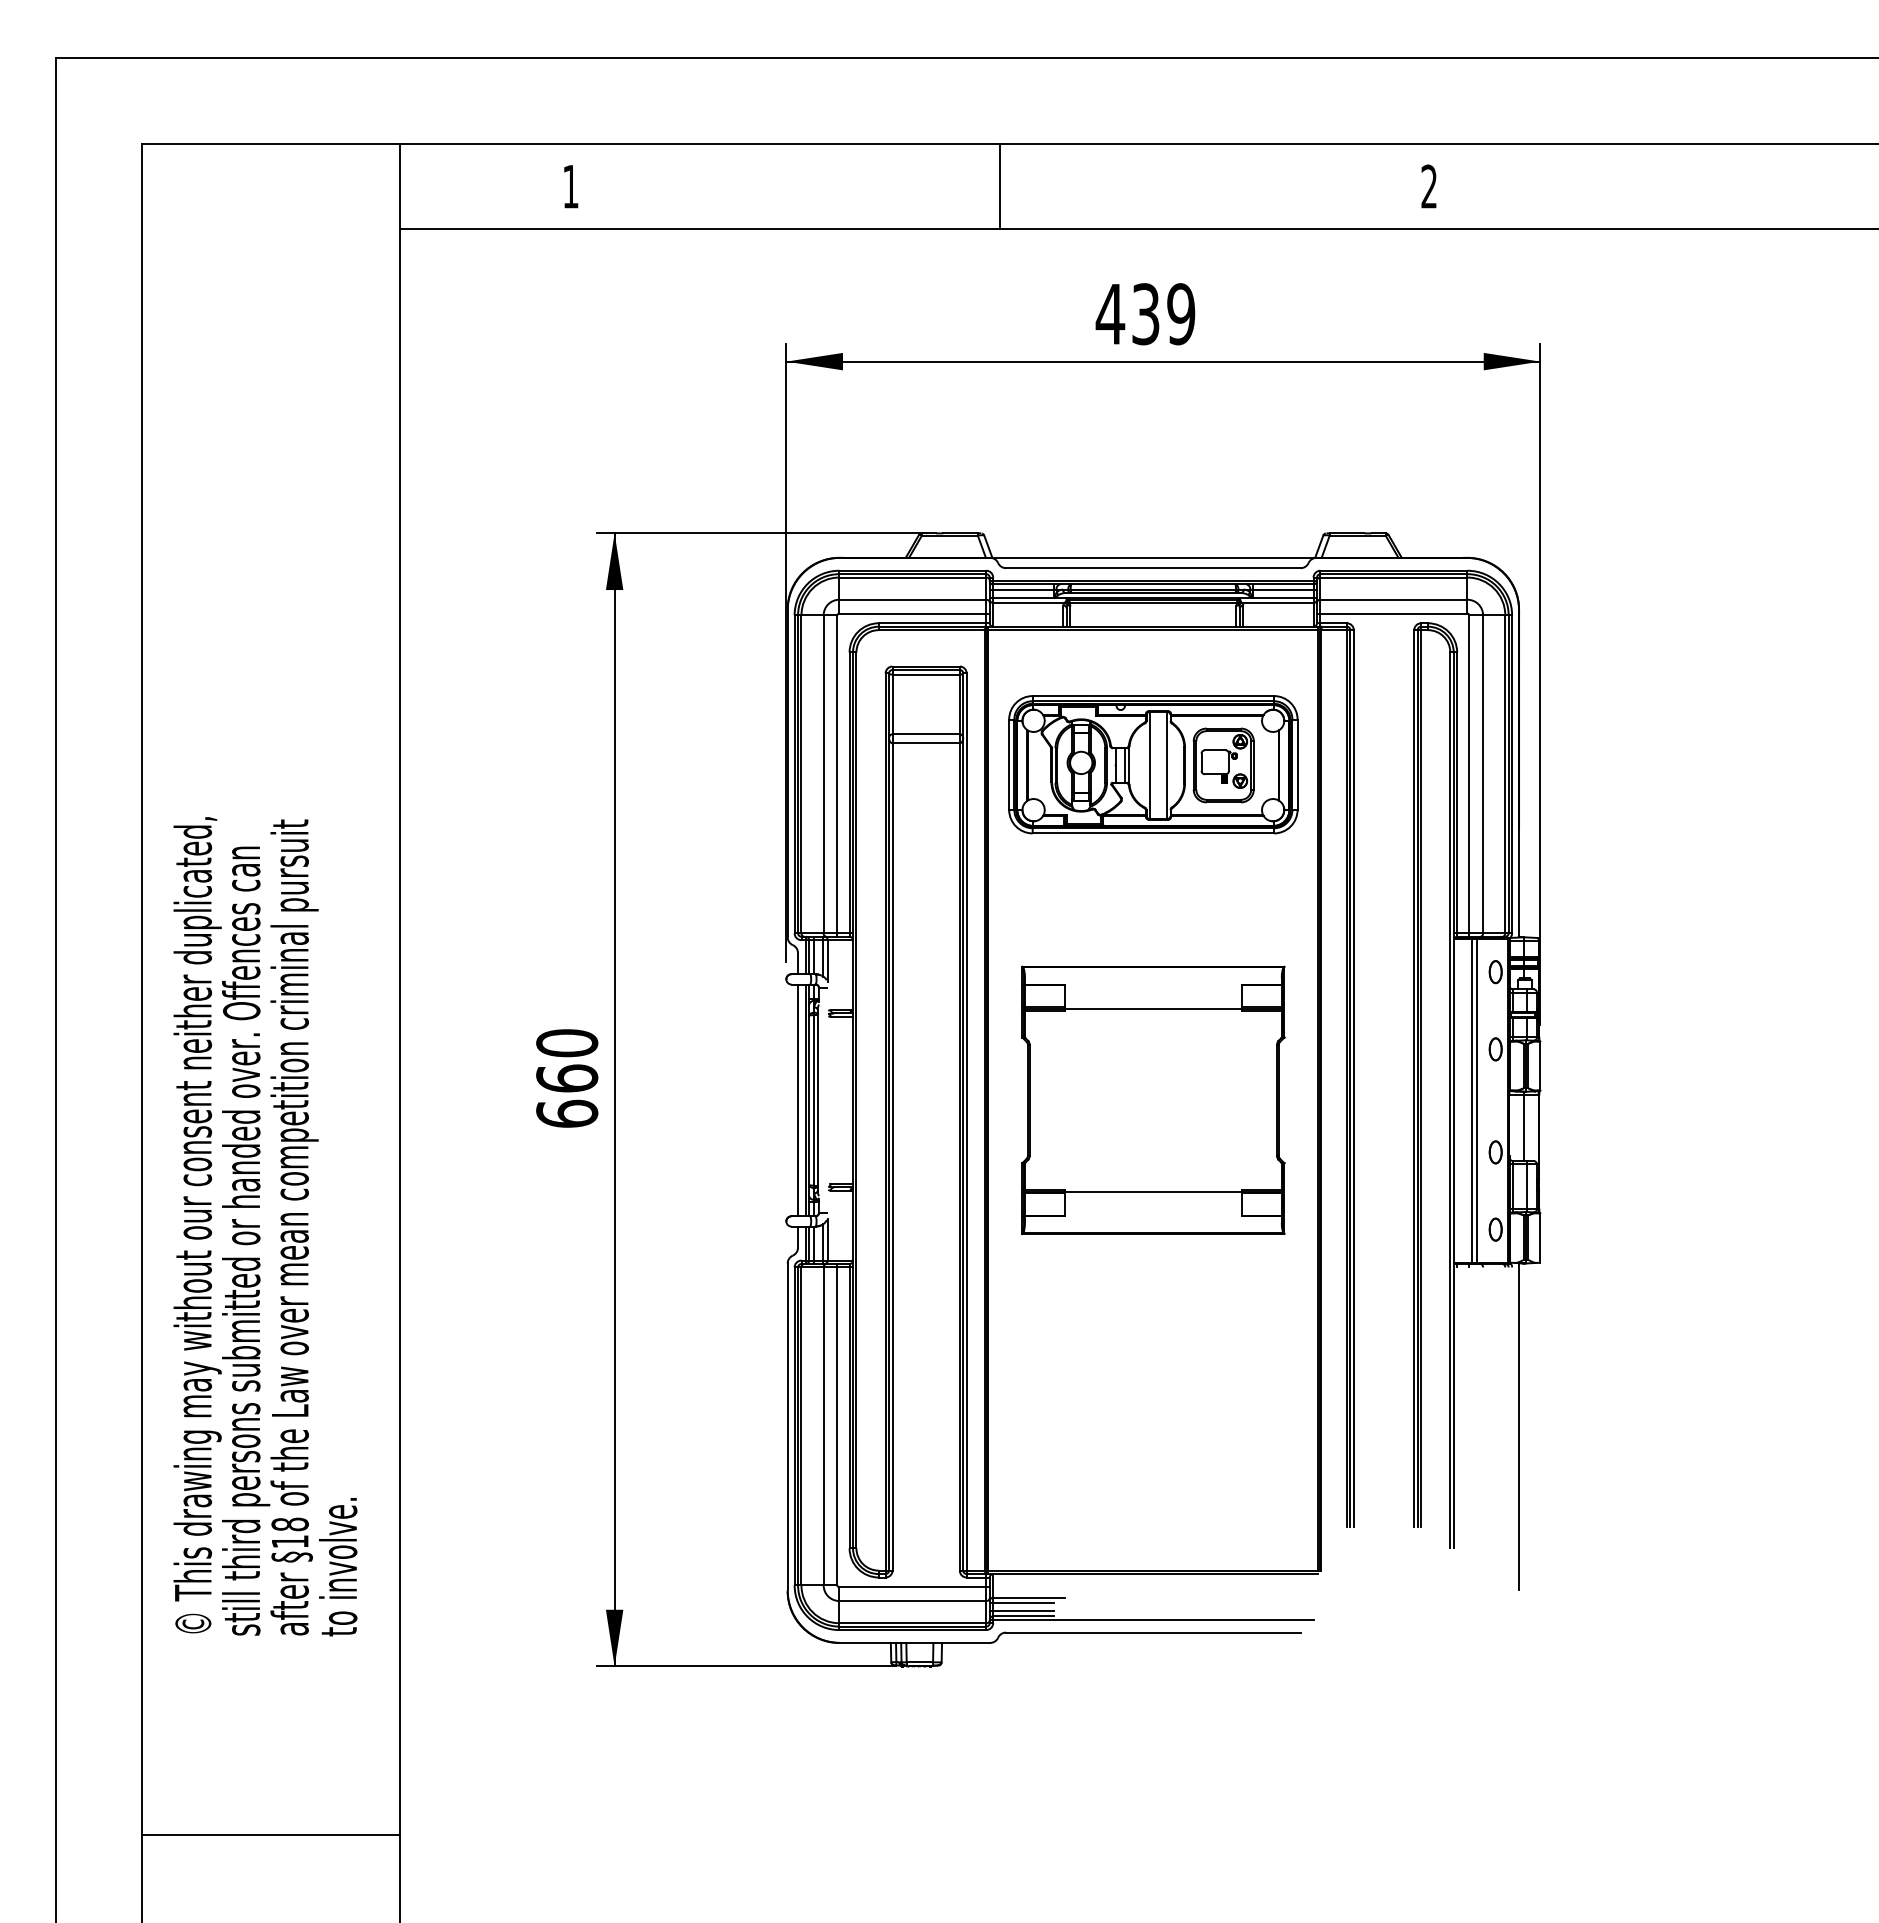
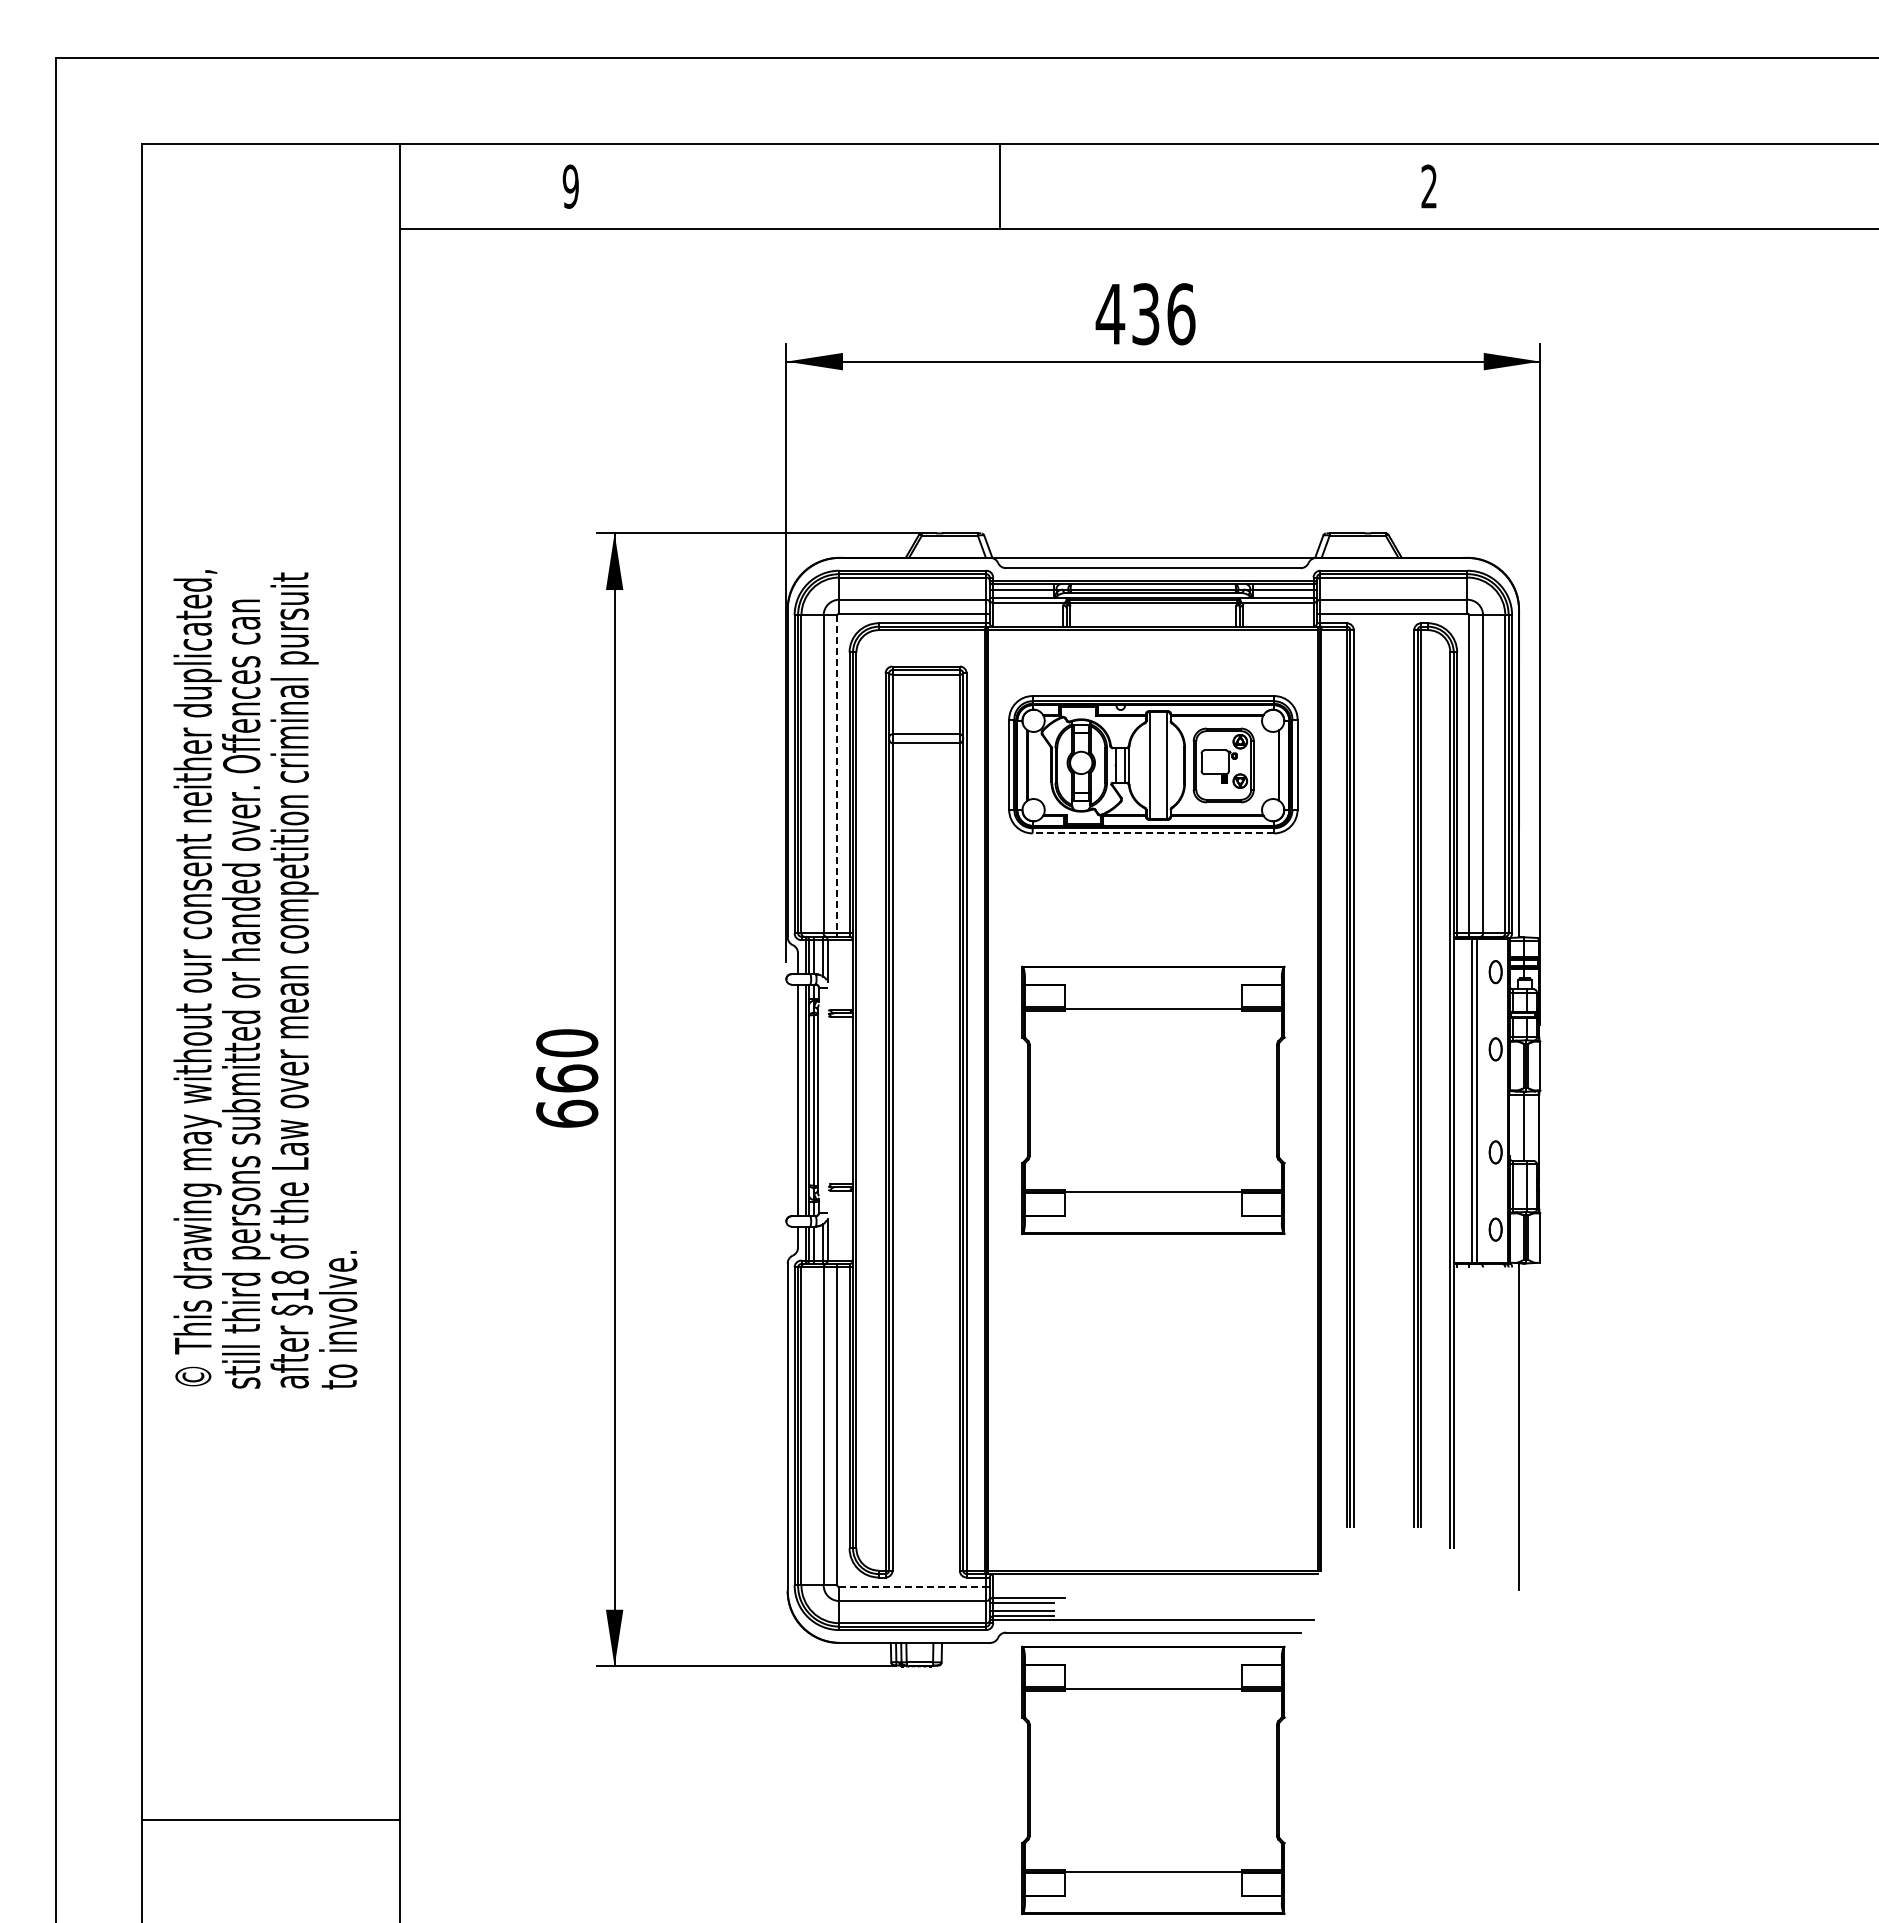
text: 1 -> 9 (570, 186)
text: 439 -> 436 (1181, 314)
line: solid -> dashed (837, 774)
line: solid -> dashed (1153, 833)
text position: (265, 1226) -> (265, 979) (265, 979)
line: solid -> dashed (912, 1587)
part: none -> present (1153, 1779)
line position: (270, 1834) -> (270, 1819) (270, 1819)
